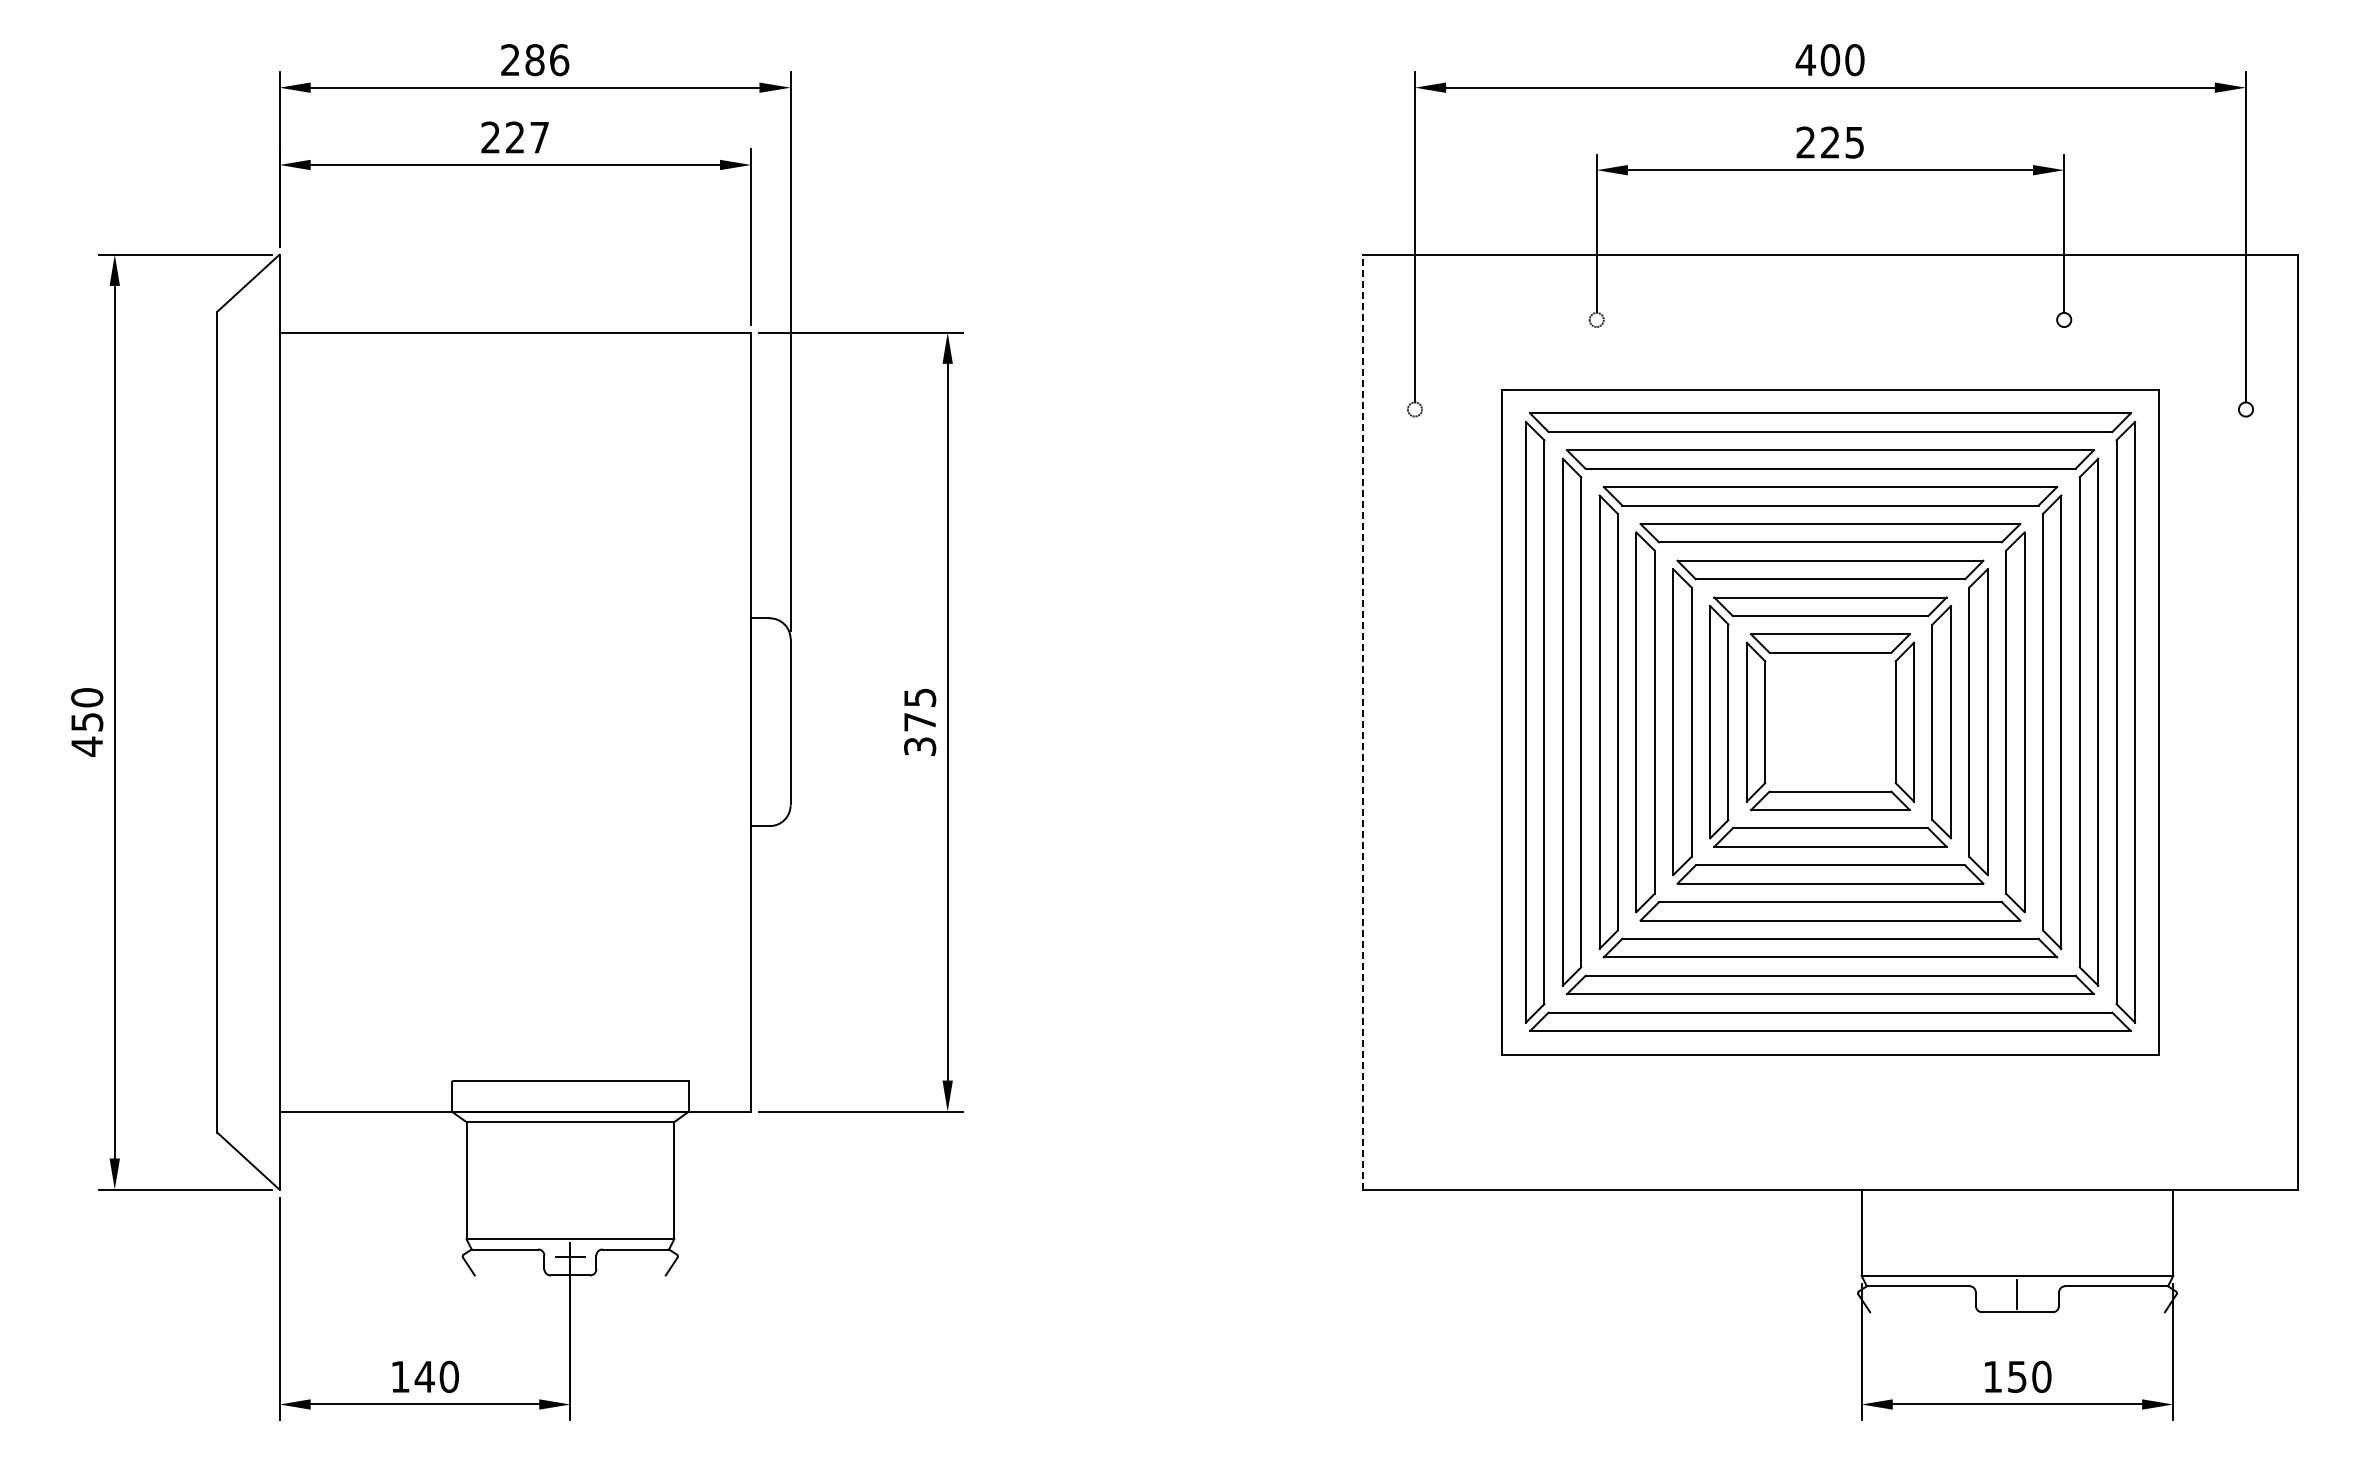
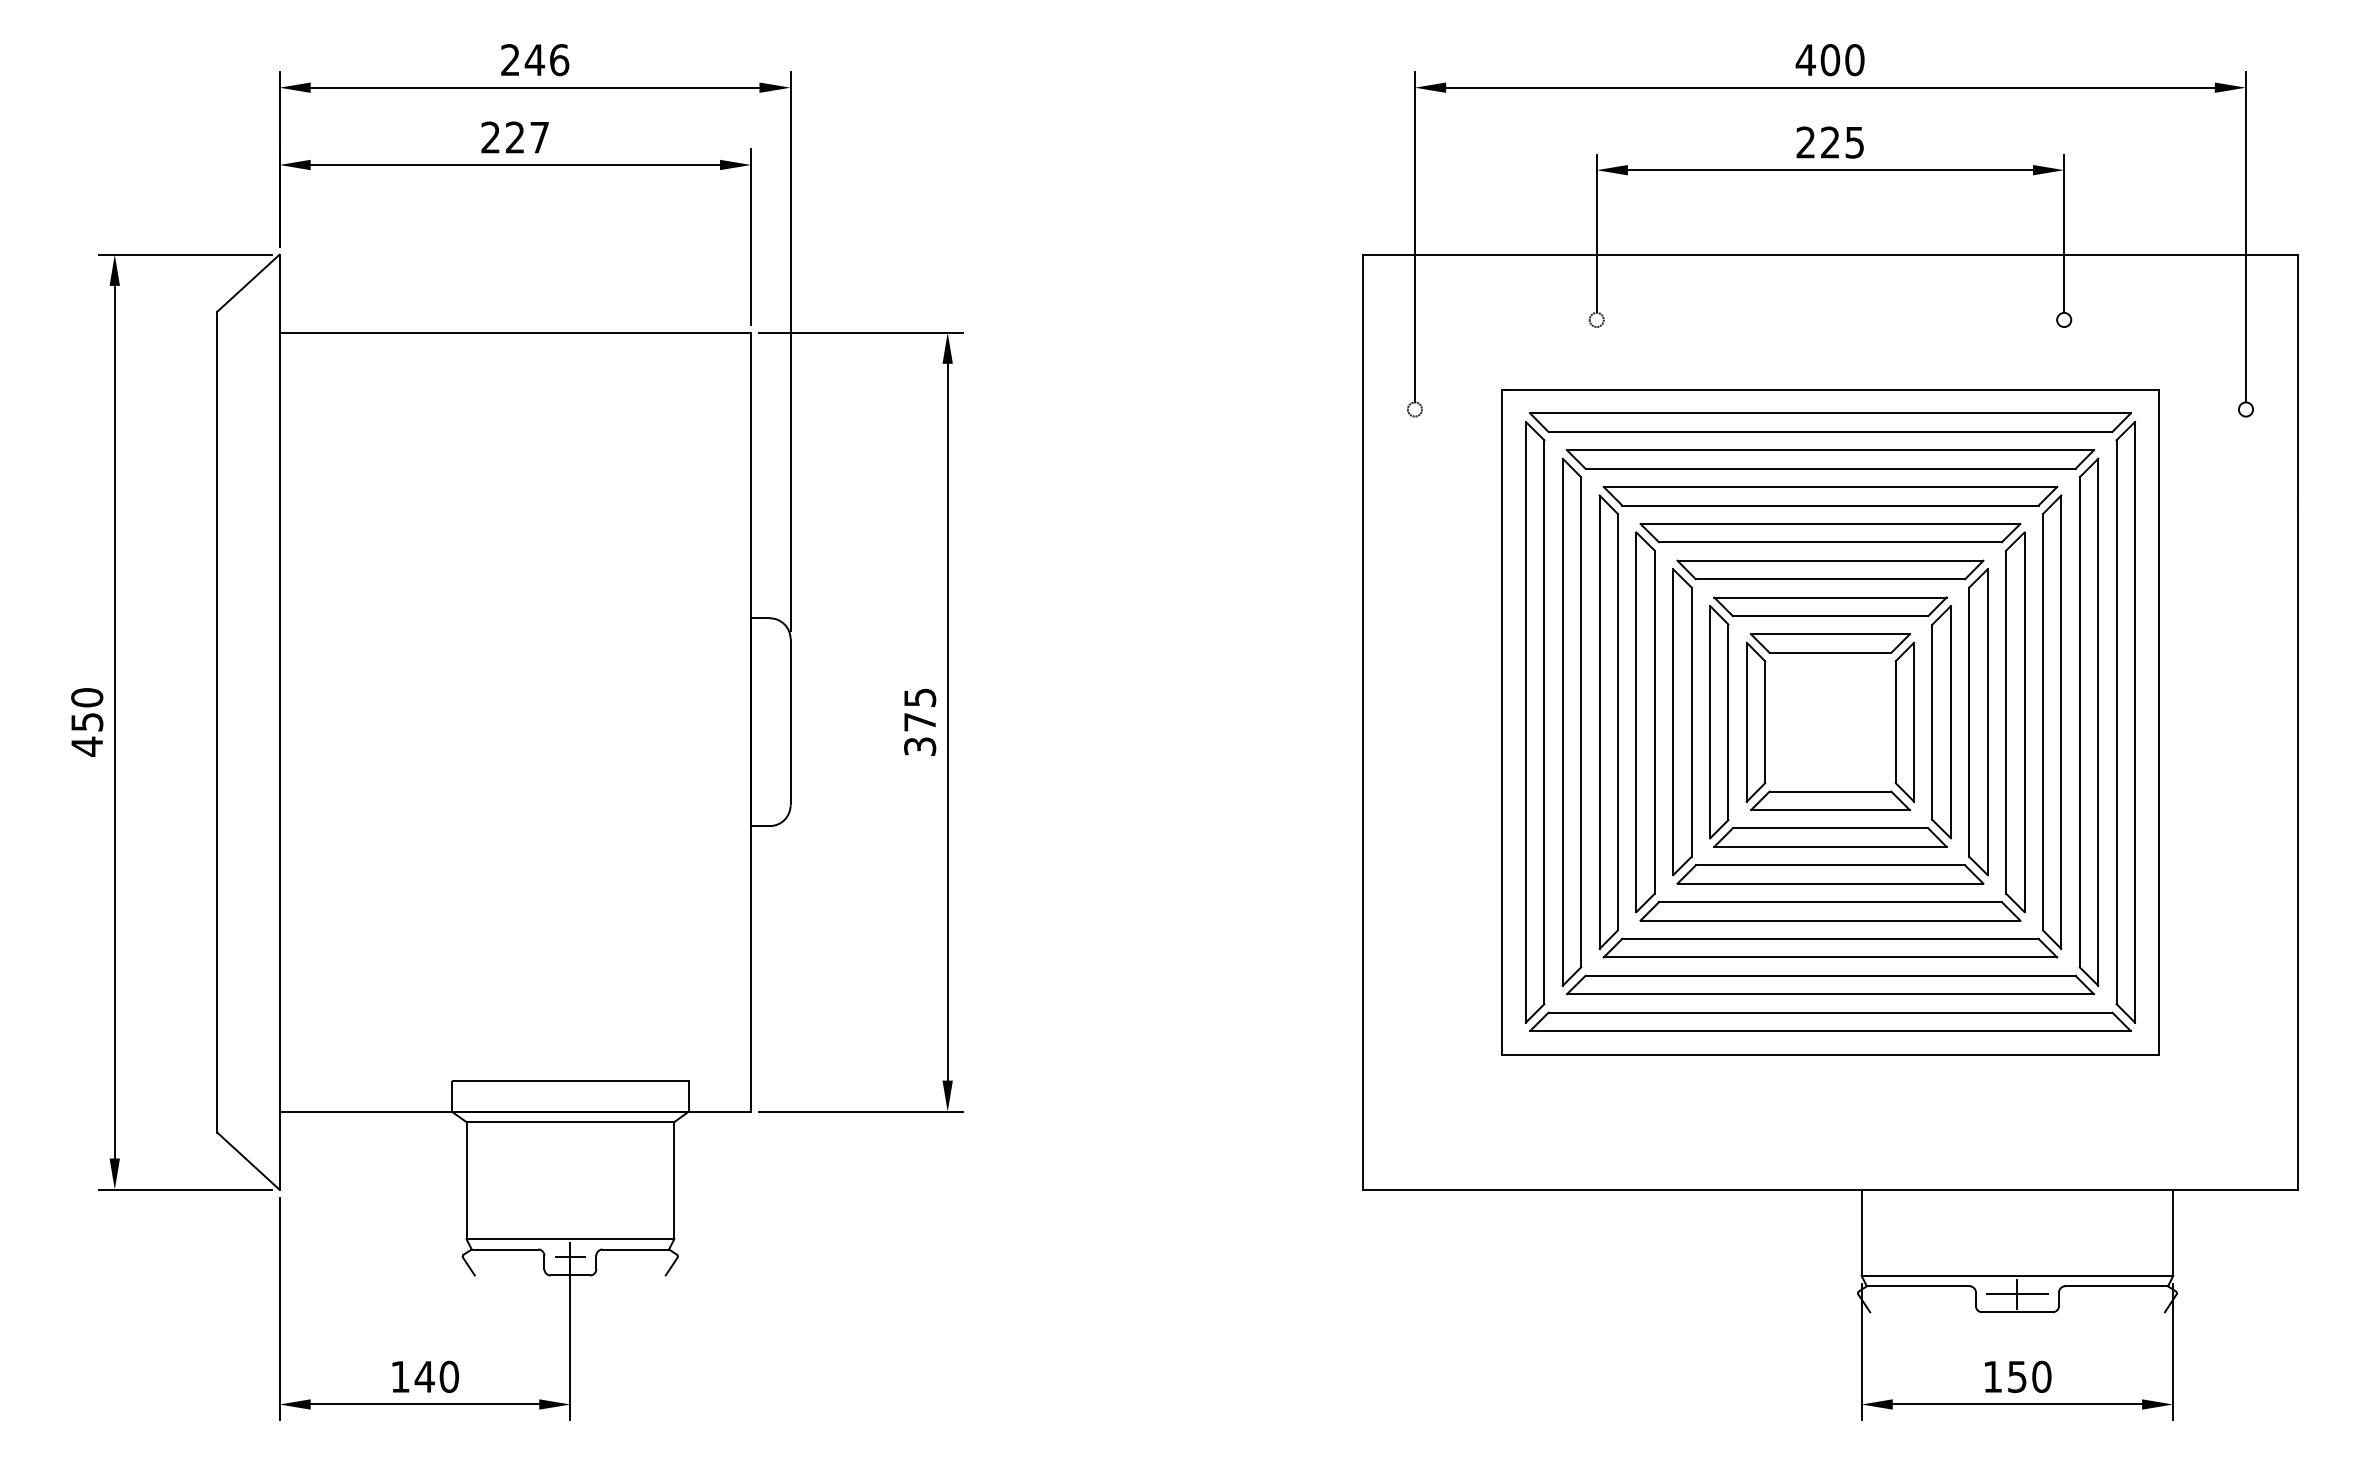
text: 286 -> 246 (534, 60)
line: dashed -> solid (1363, 721)
line: none -> present (2017, 1294)
